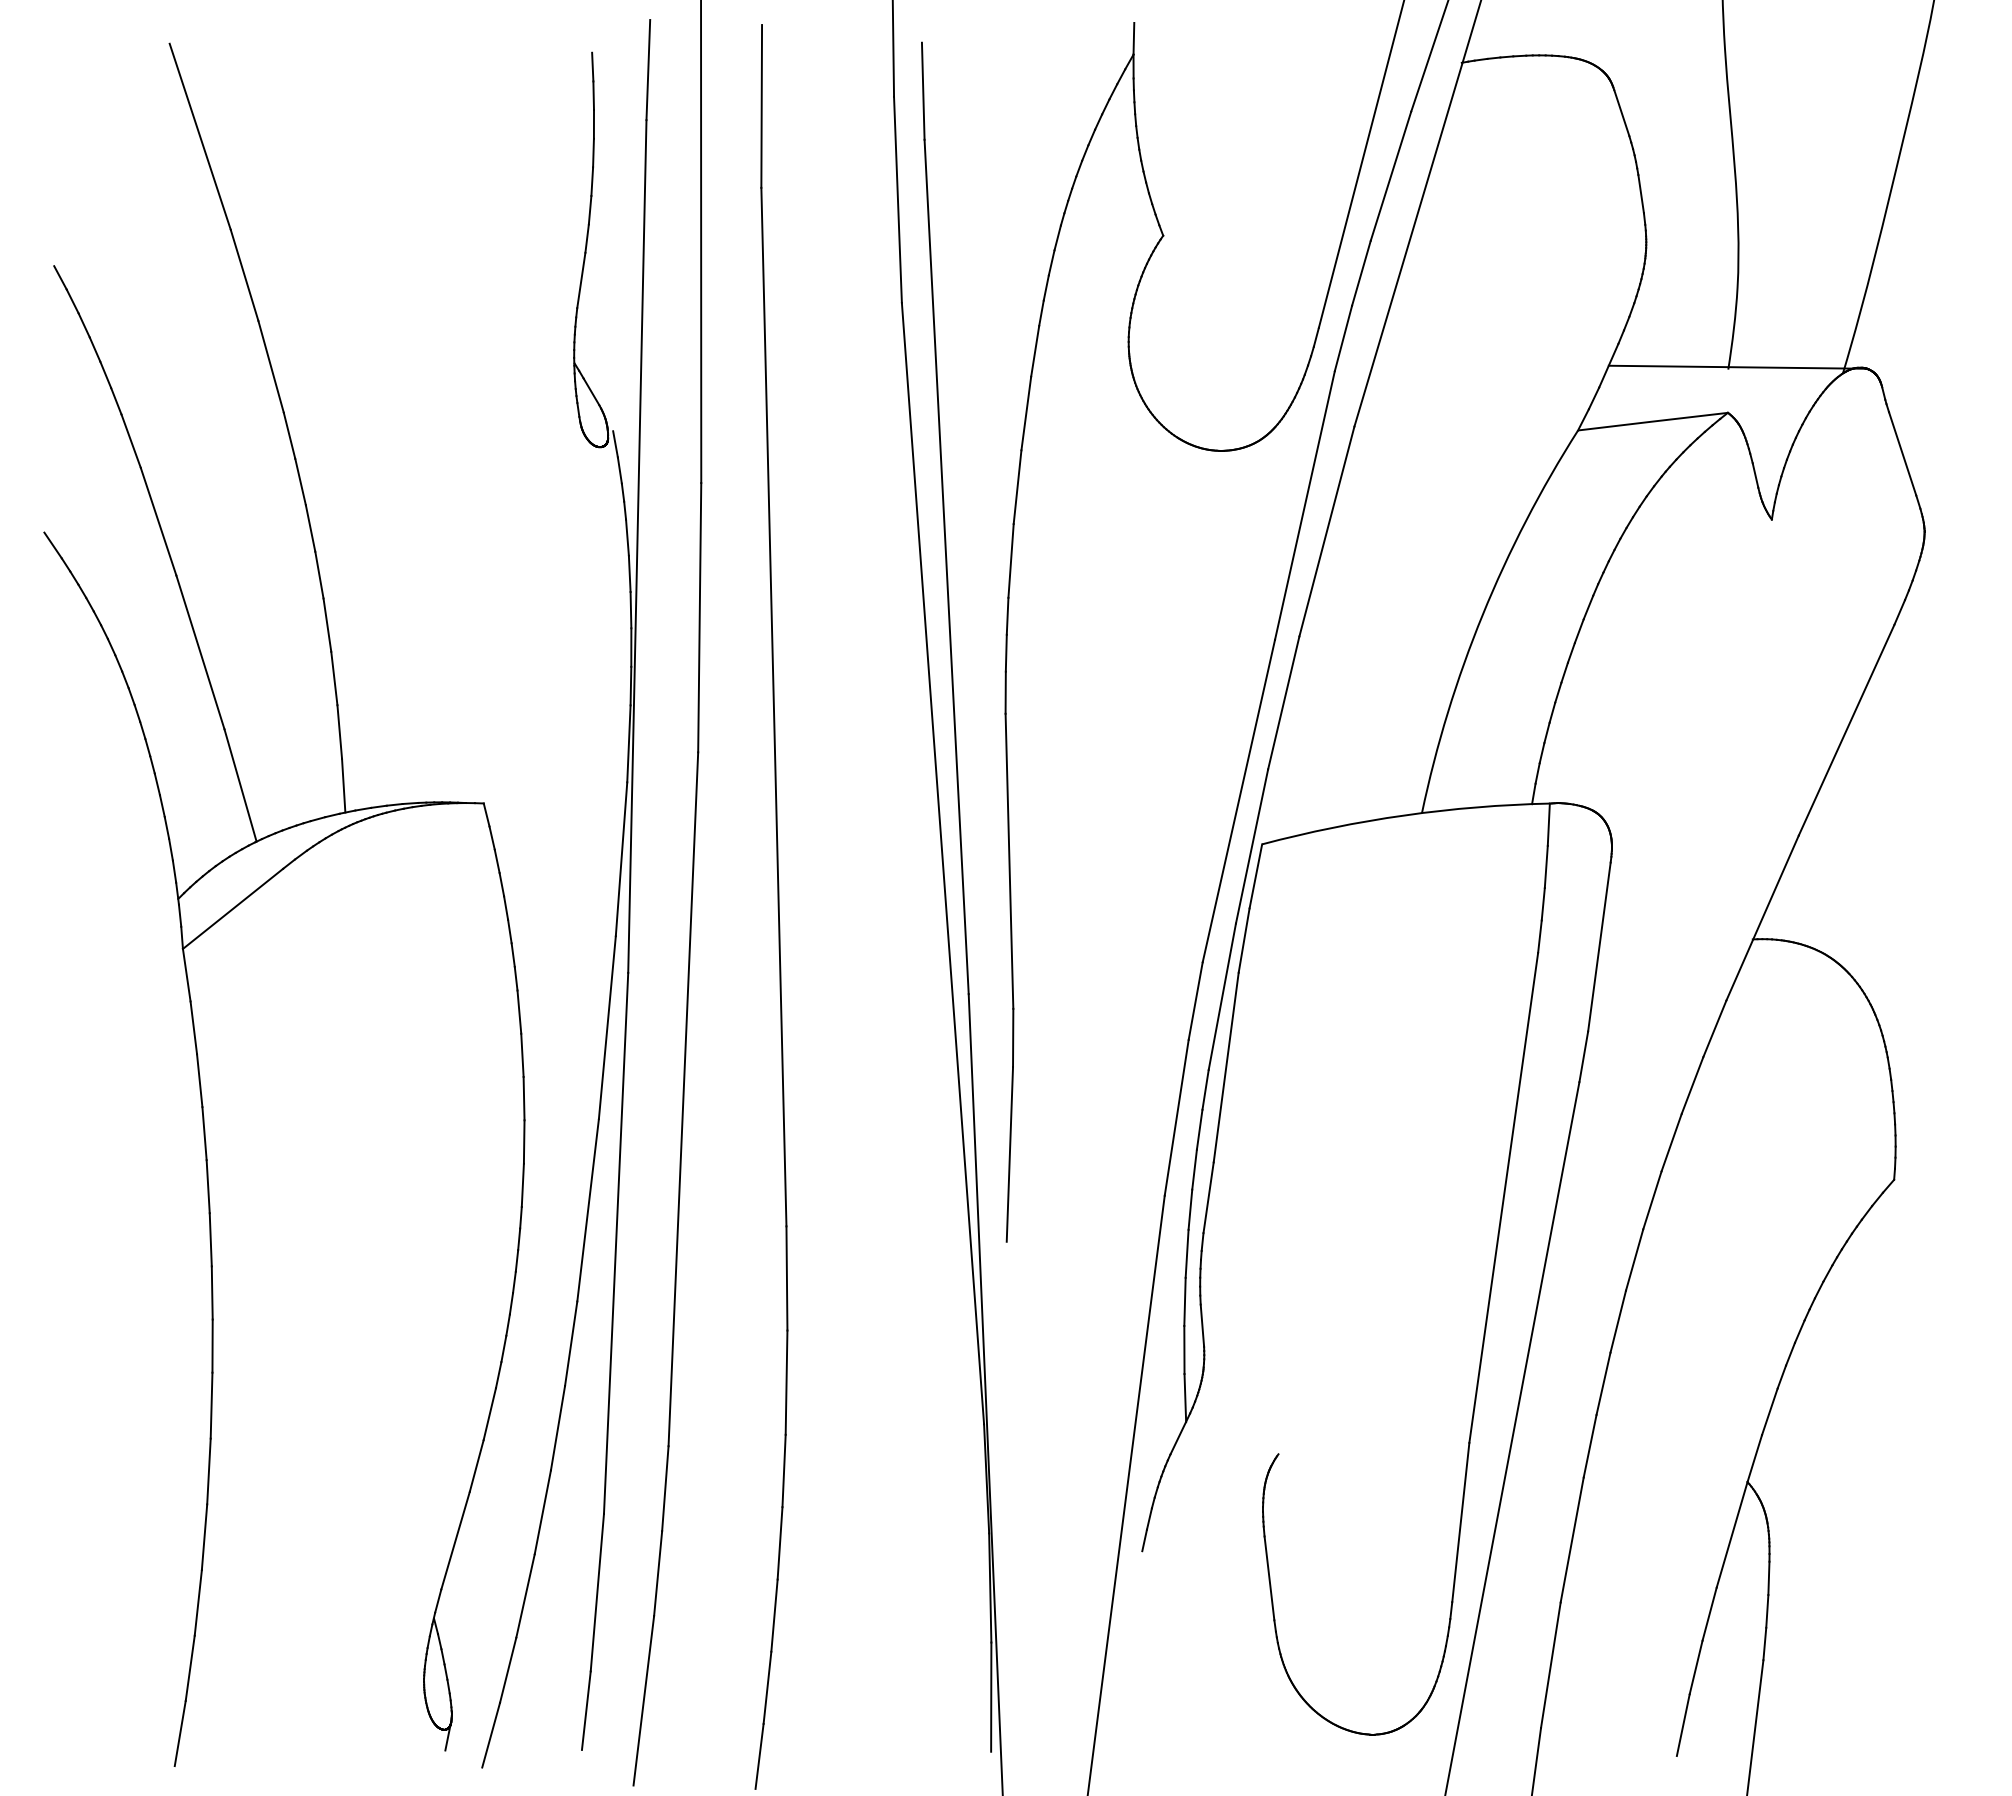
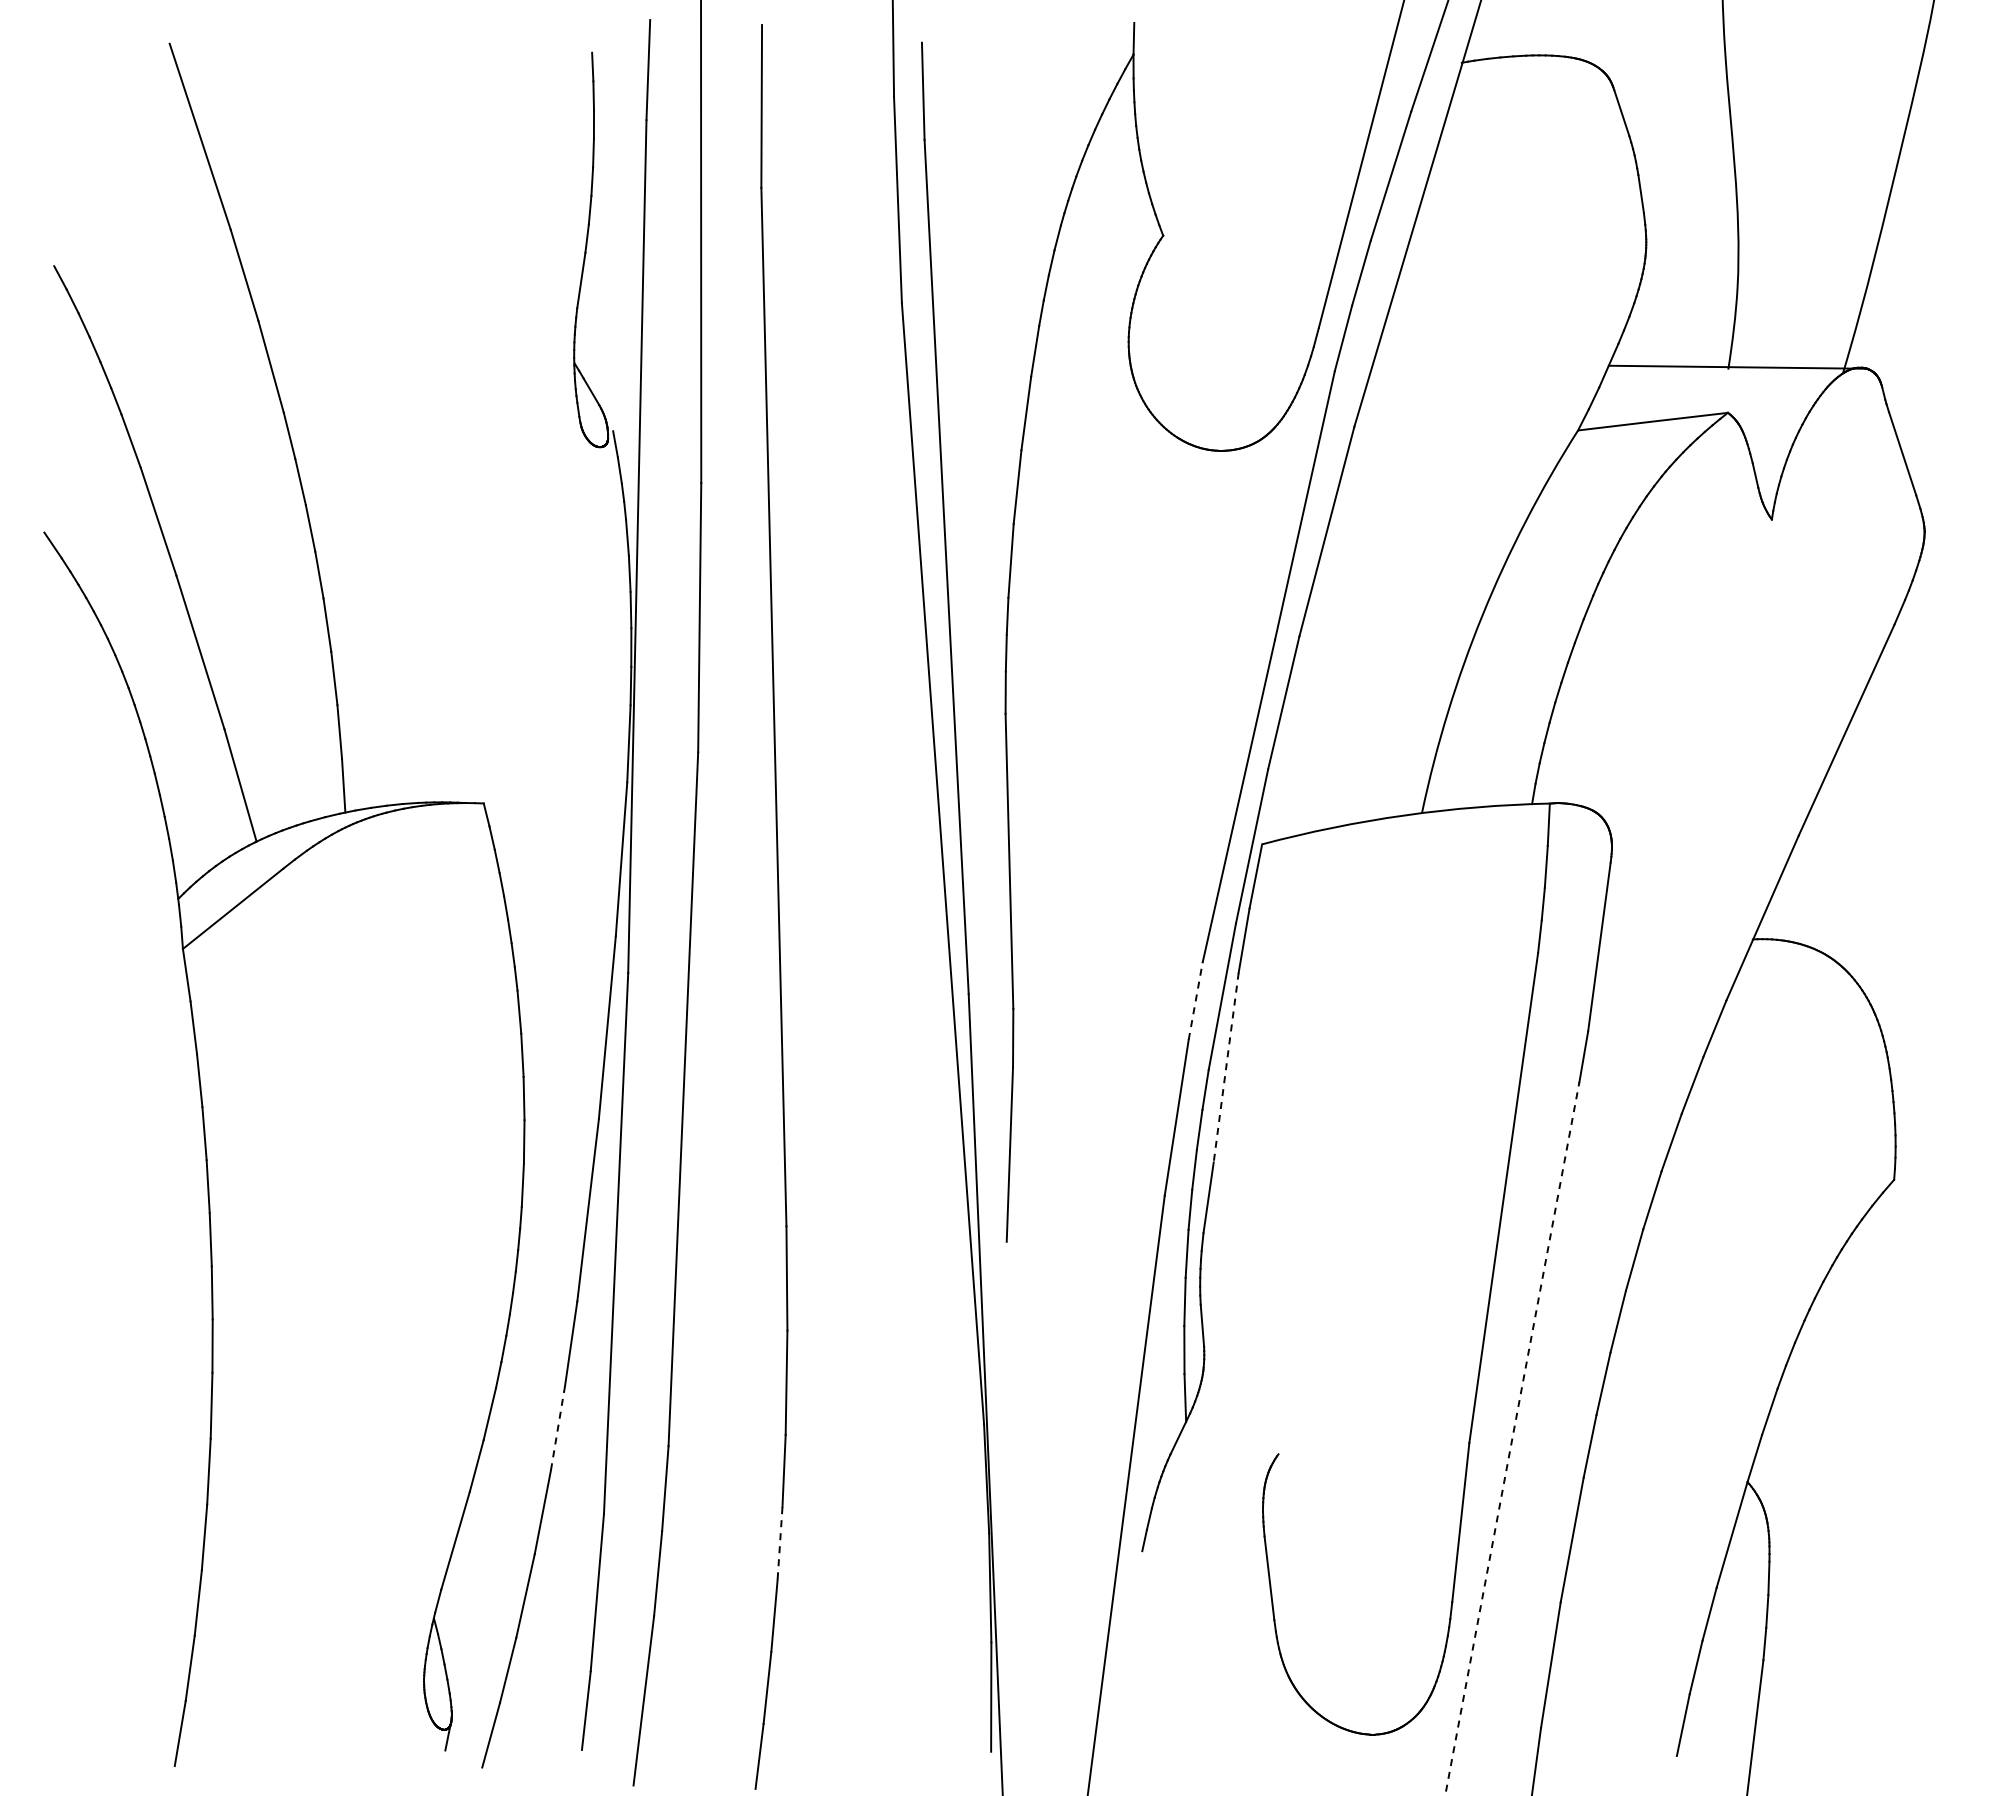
line: solid -> dashed (1195, 1000)
line: solid -> dashed (1226, 1067)
line: solid -> dashed (557, 1428)
line: solid -> dashed (1512, 1438)
line: solid -> dashed (780, 1543)
